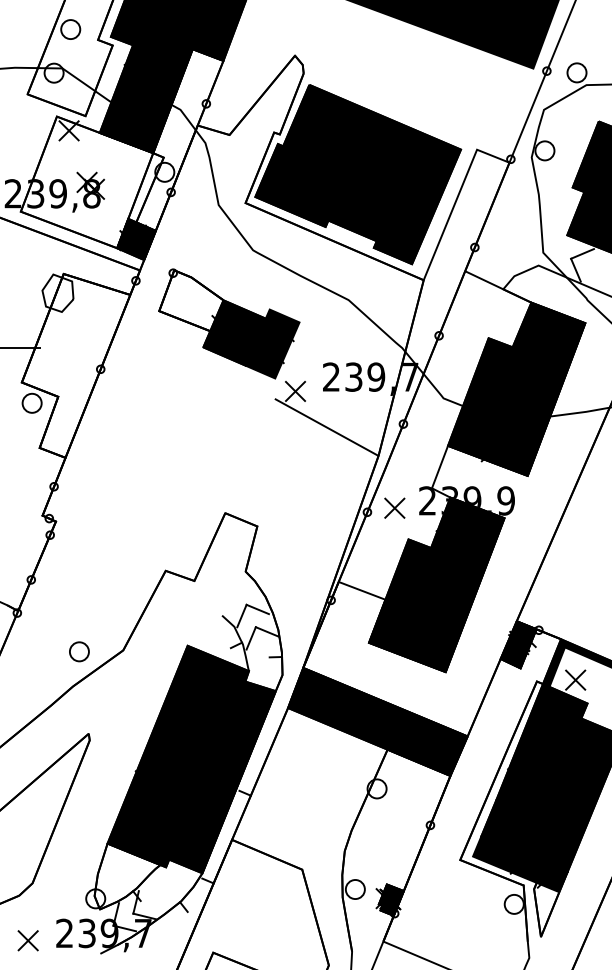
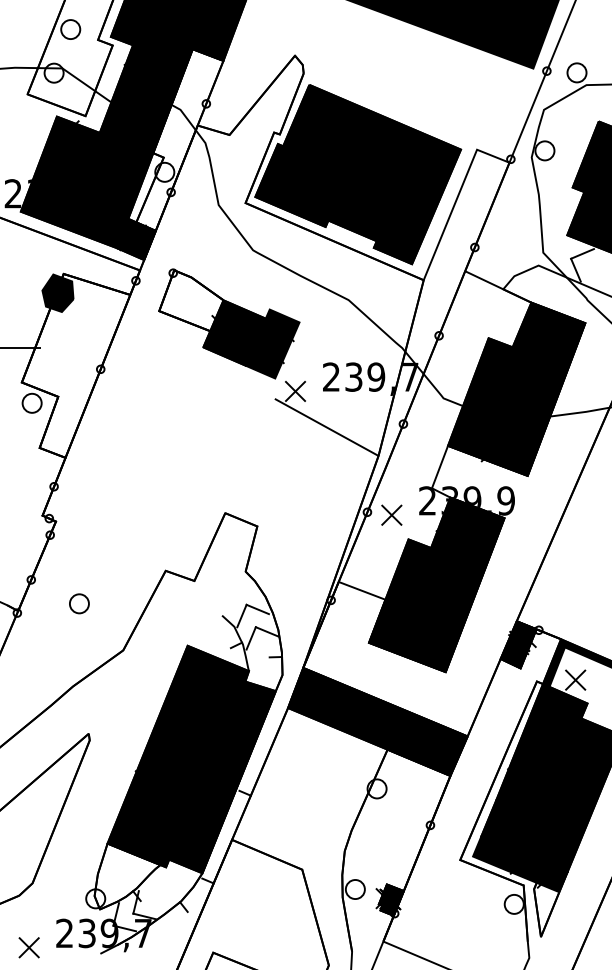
fill: none -> present (86, 182)
fill: none -> present (57, 293)
part position: (394, 507) -> (391, 514) (391, 514)
circle position: (79, 651) -> (79, 603) (79, 603)
part position: (27, 940) -> (28, 947) (28, 947)
